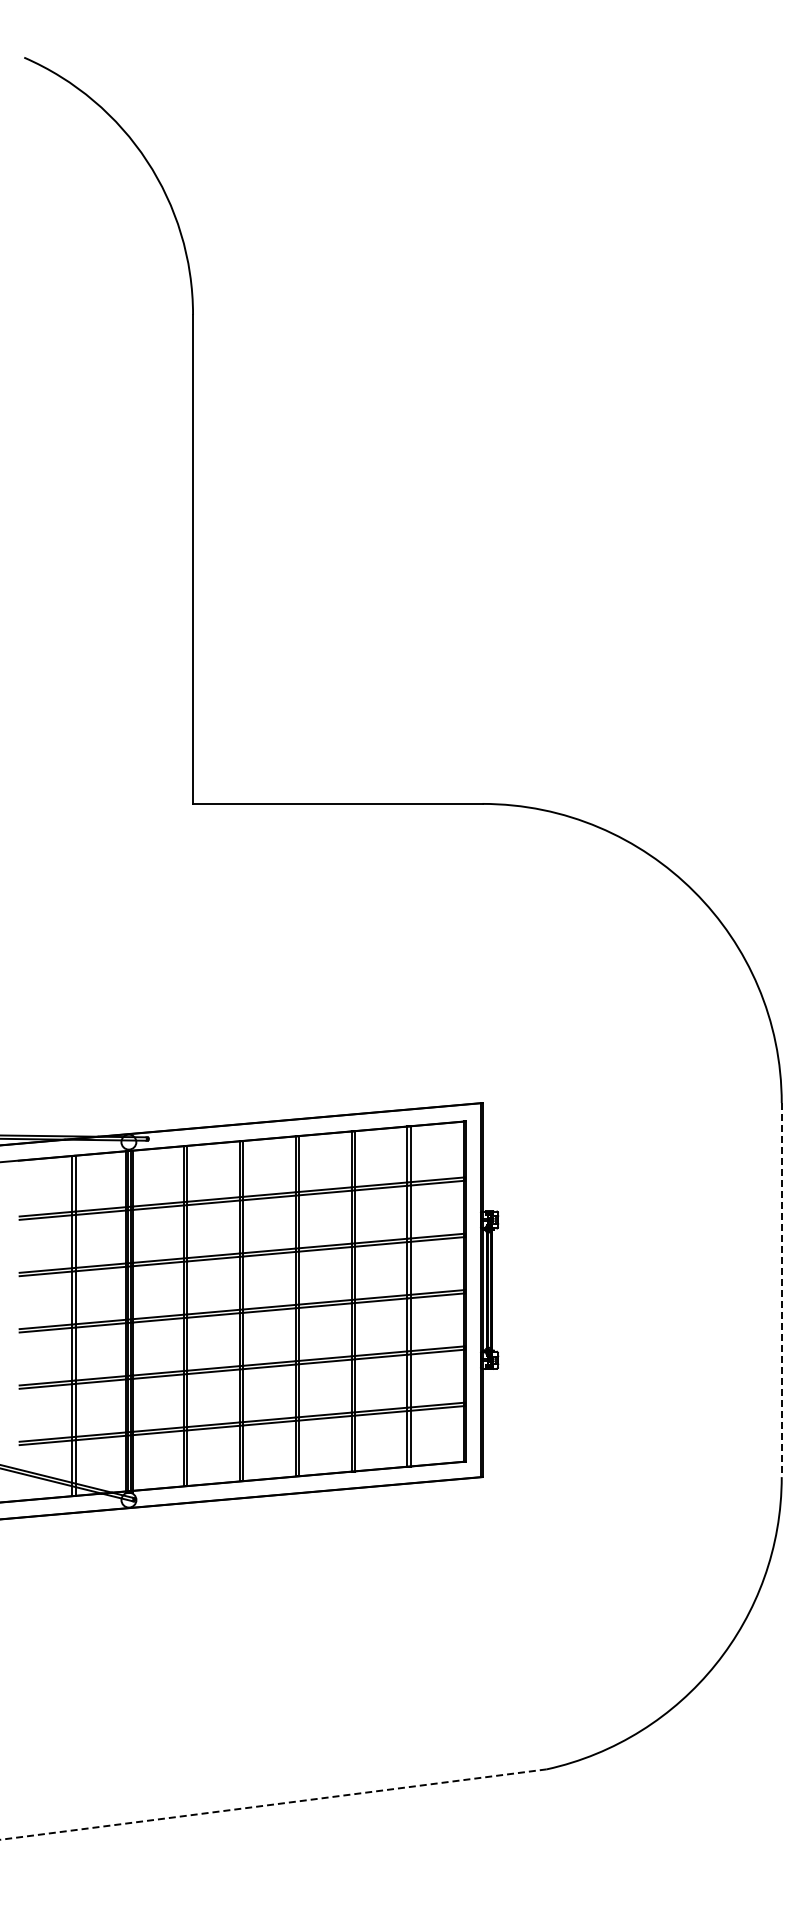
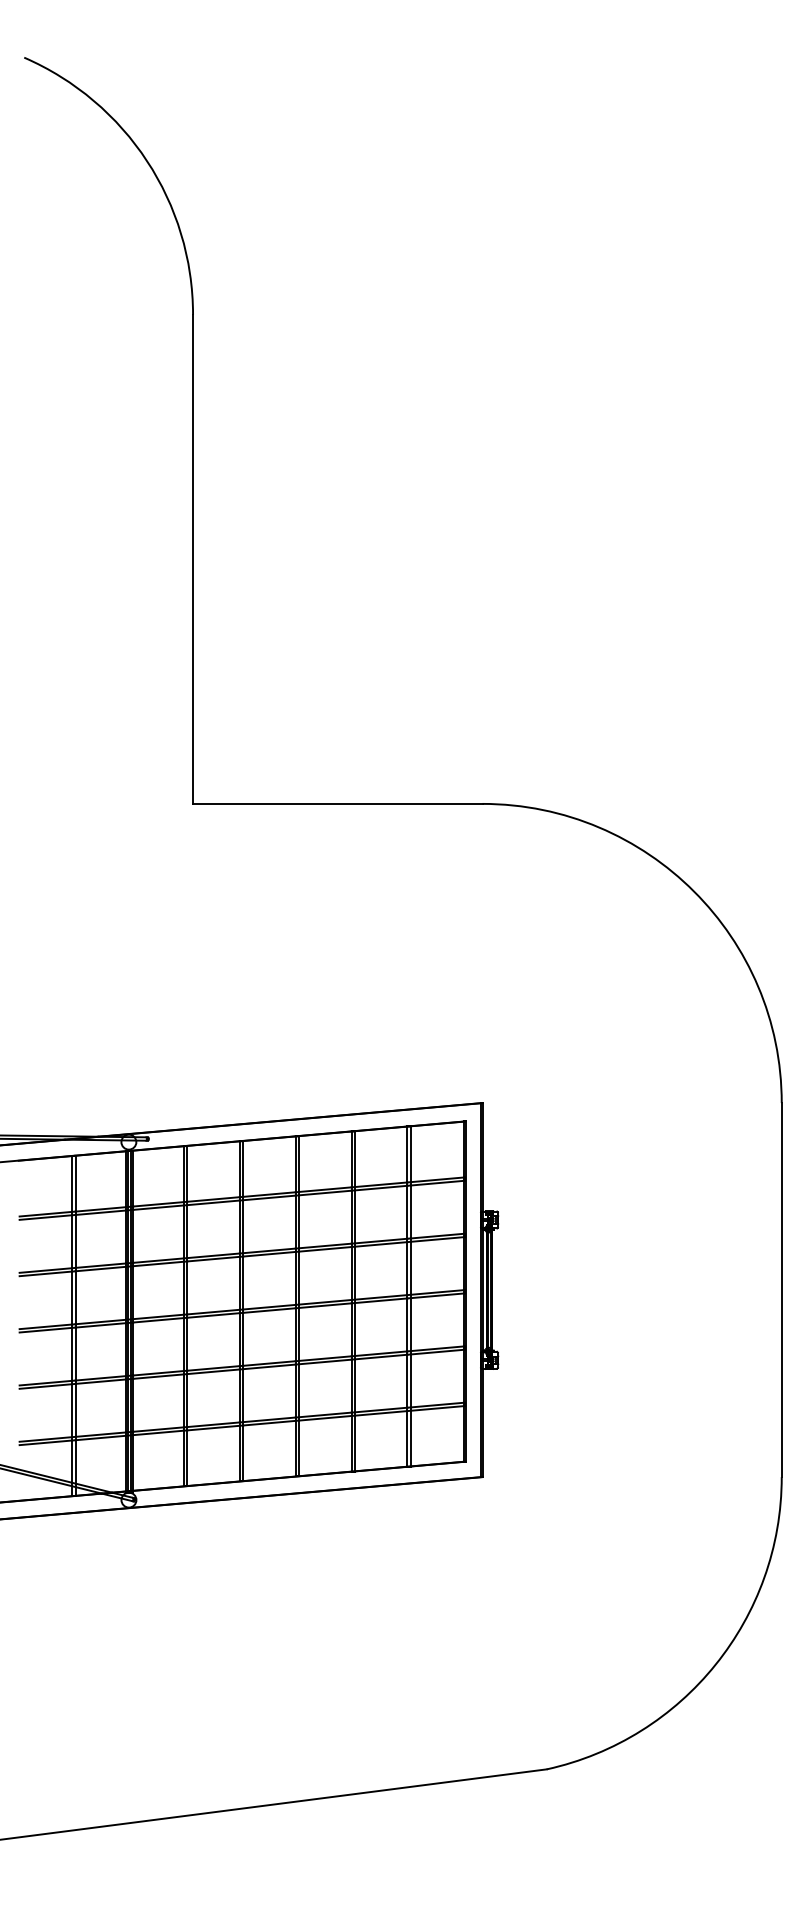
line: dashed -> solid (781, 1290)
line: dashed -> solid (273, 1804)
